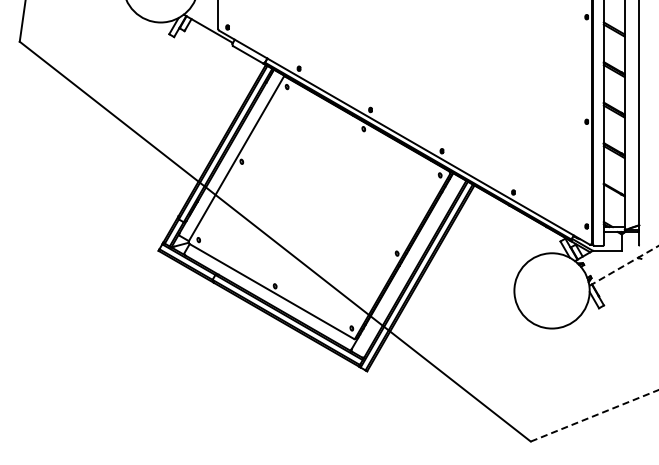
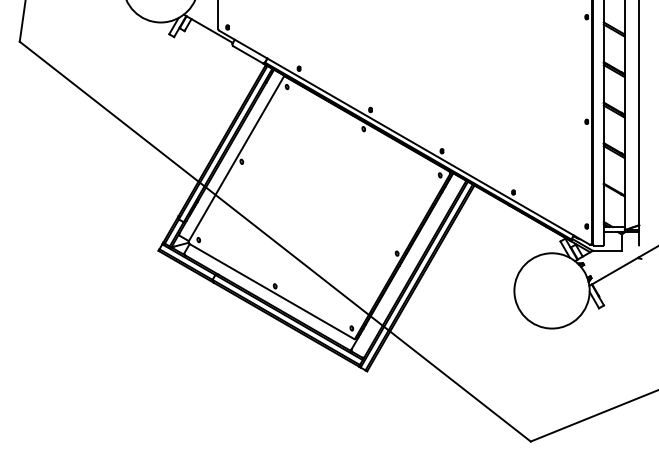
line: dashed -> solid (623, 266)
line: dashed -> solid (594, 415)
